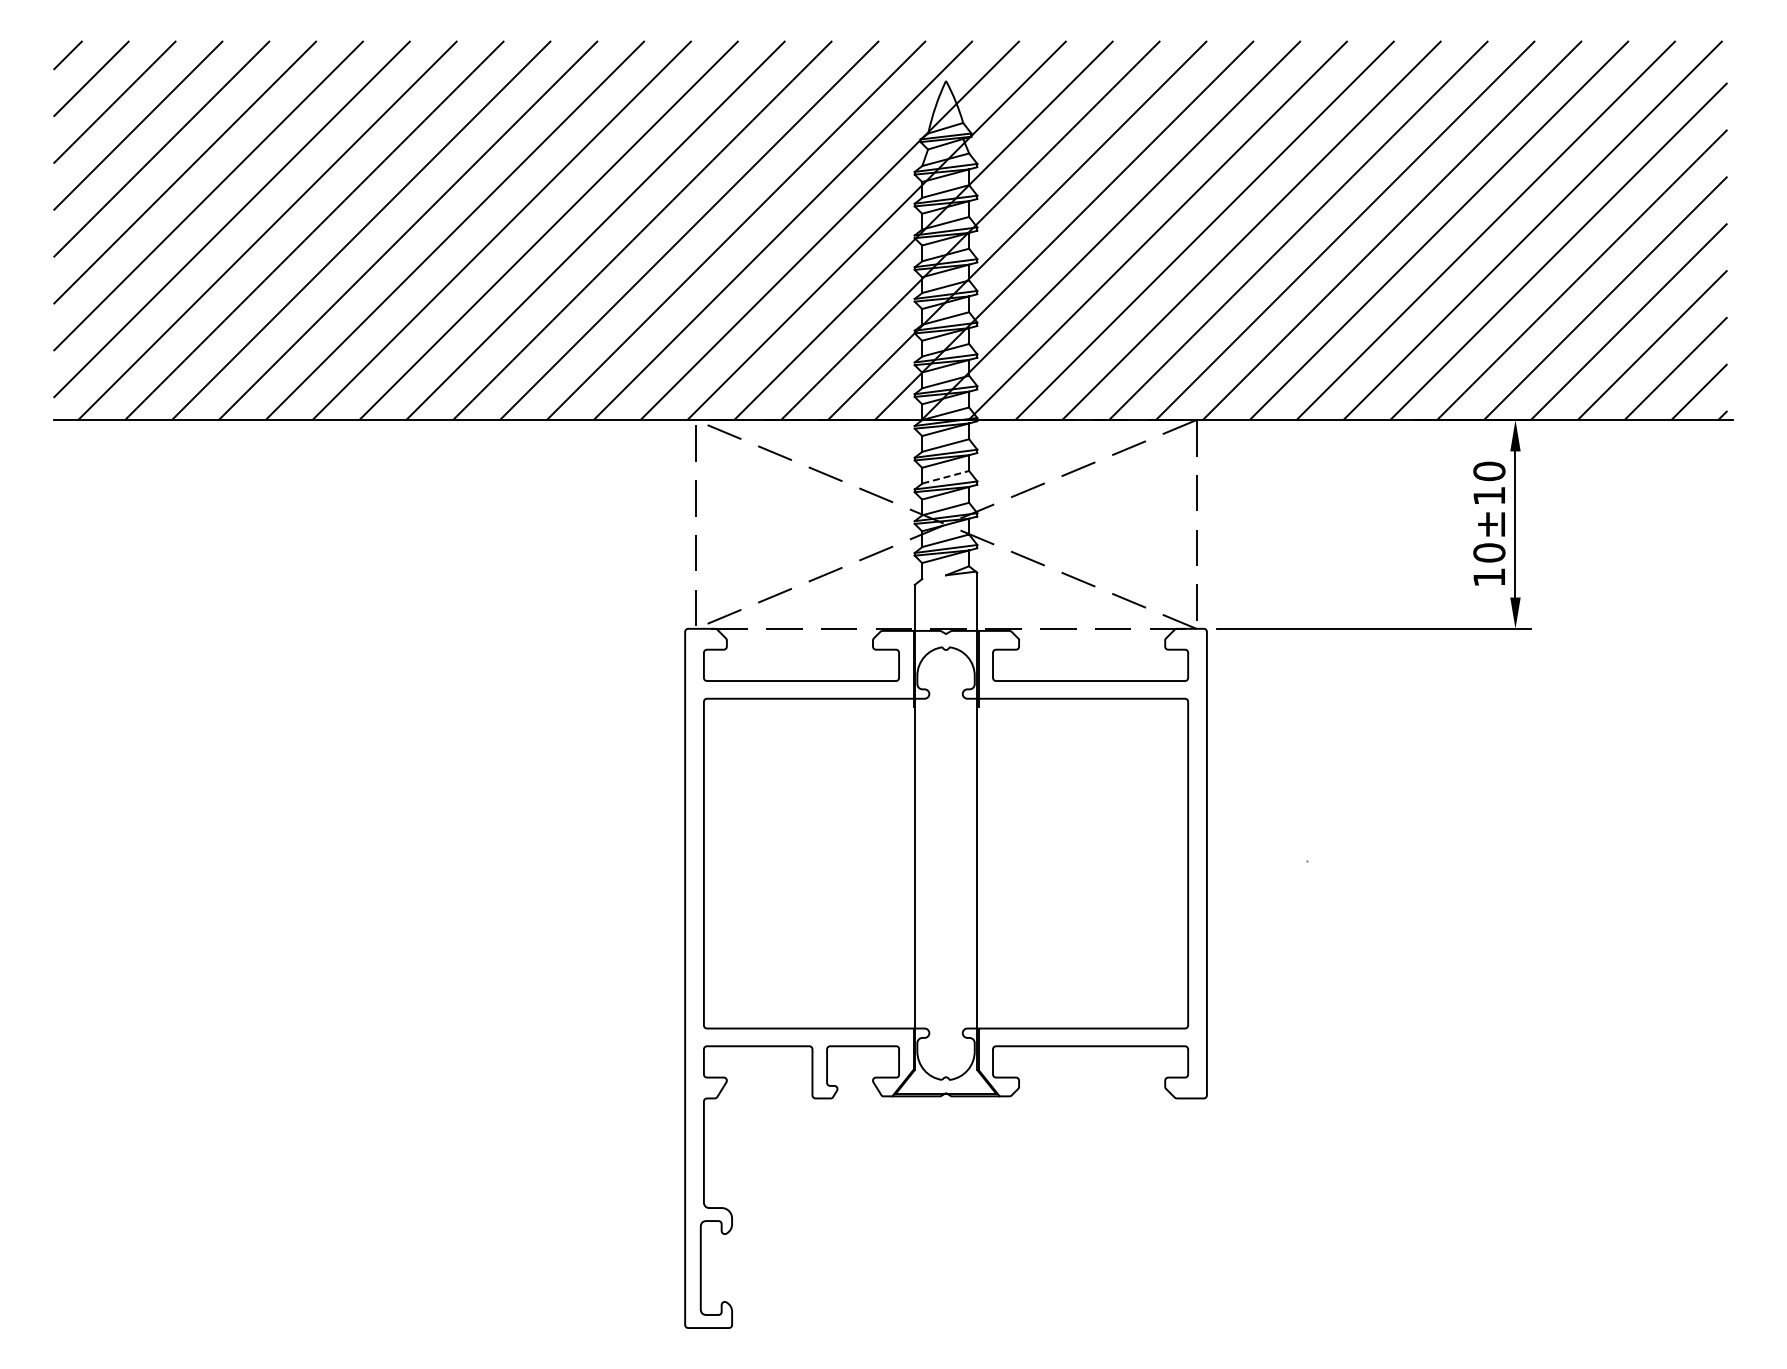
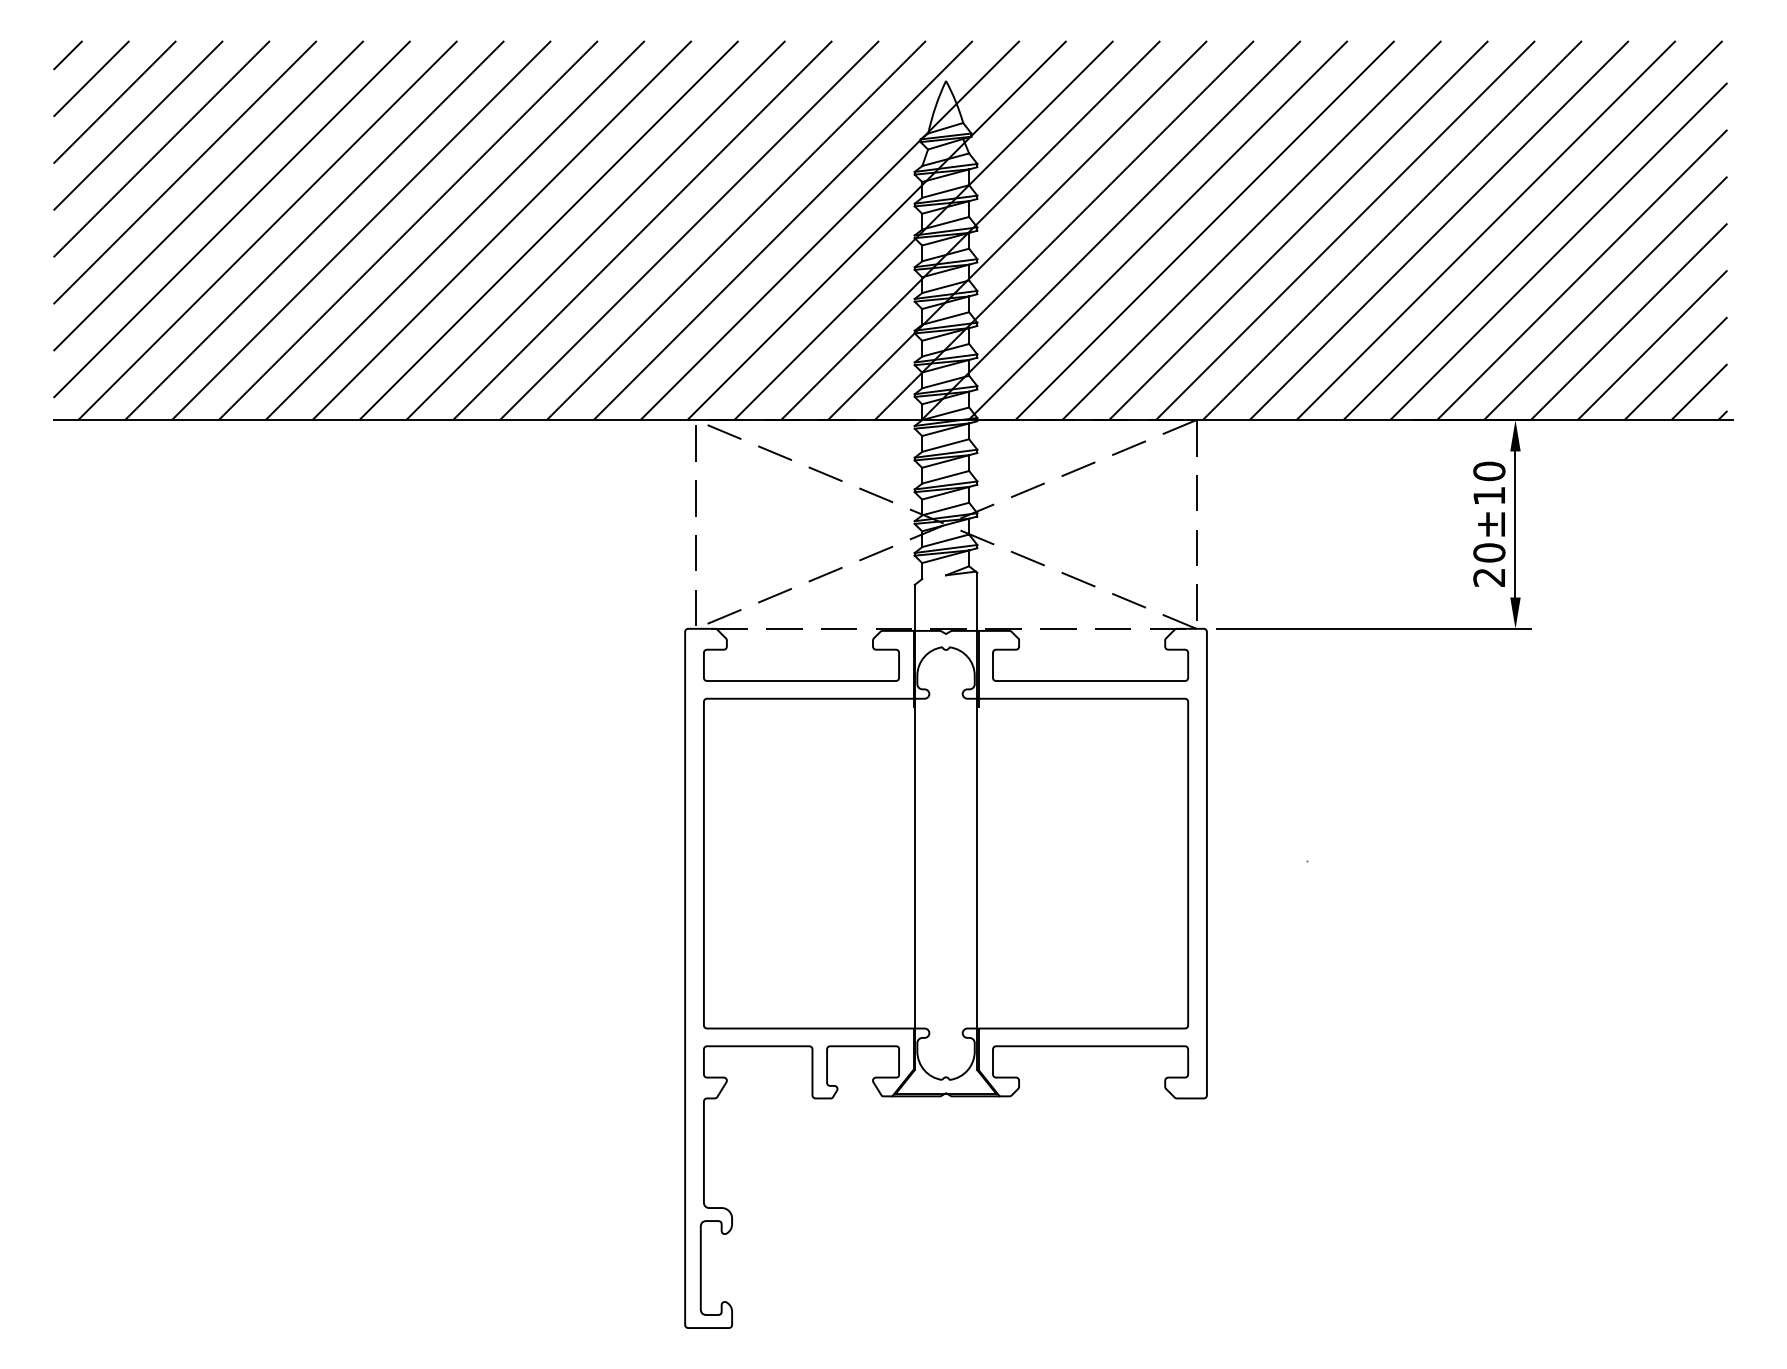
line: dashed -> solid (946, 477)
text: 10±10 -> 20±10 (1488, 577)
